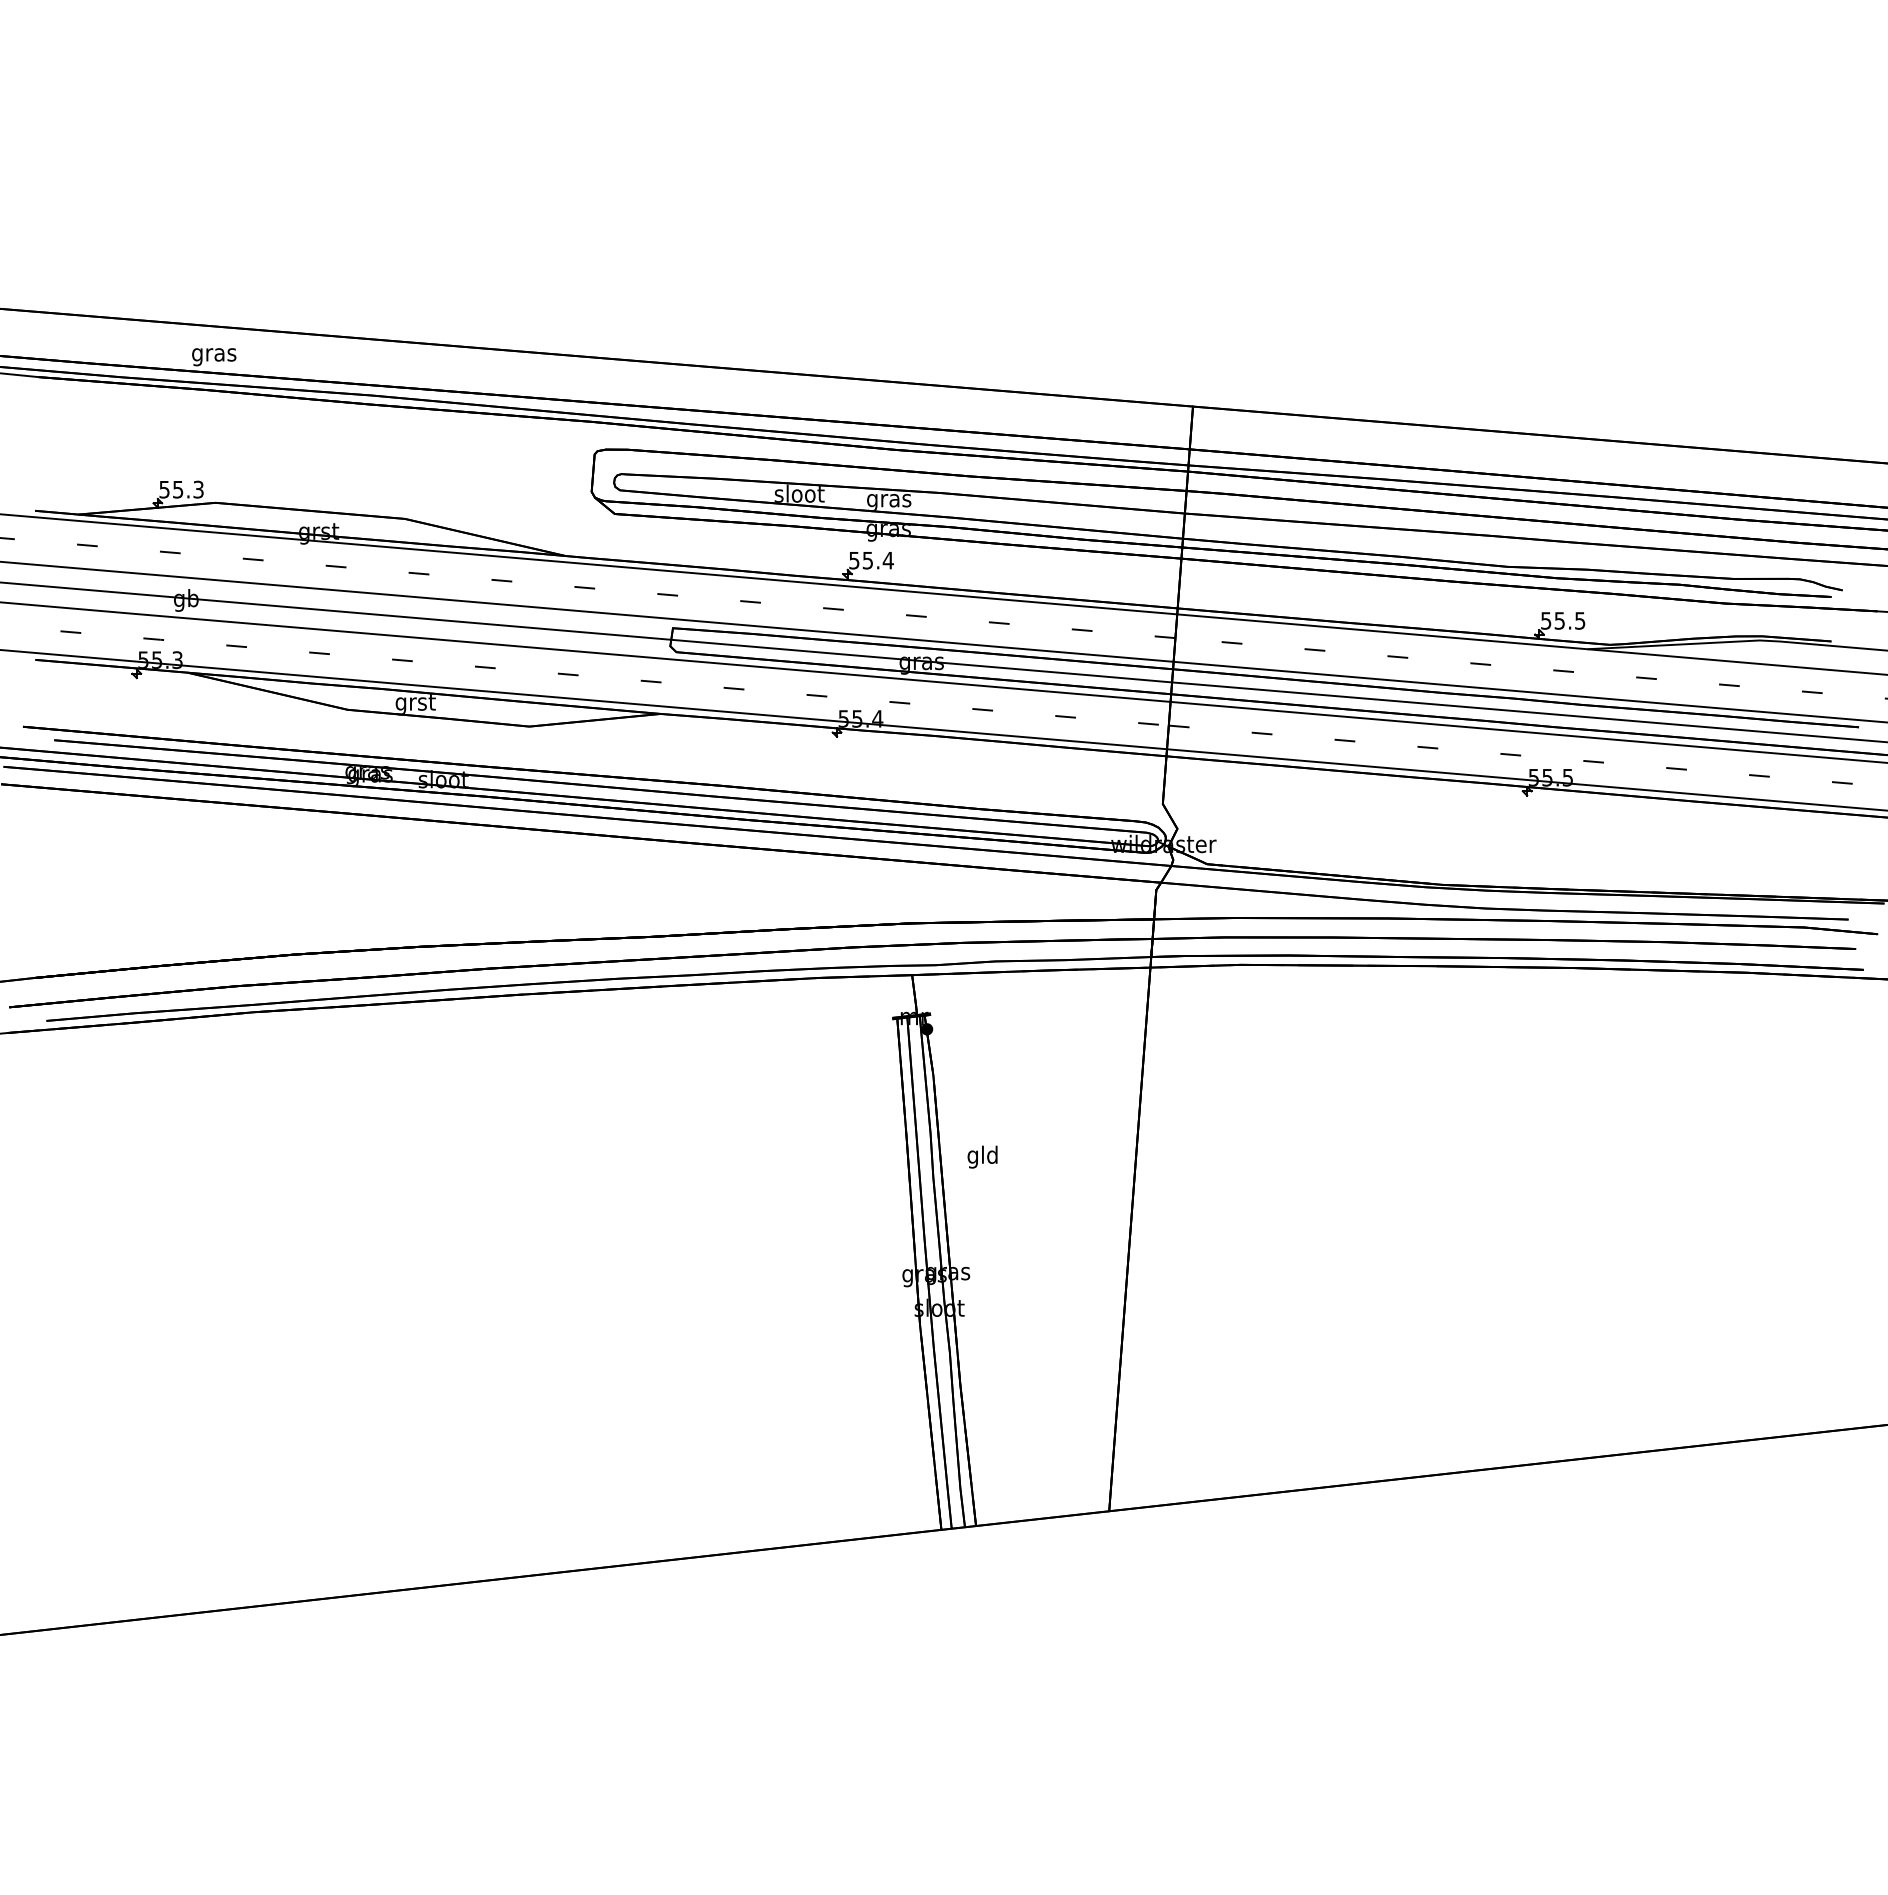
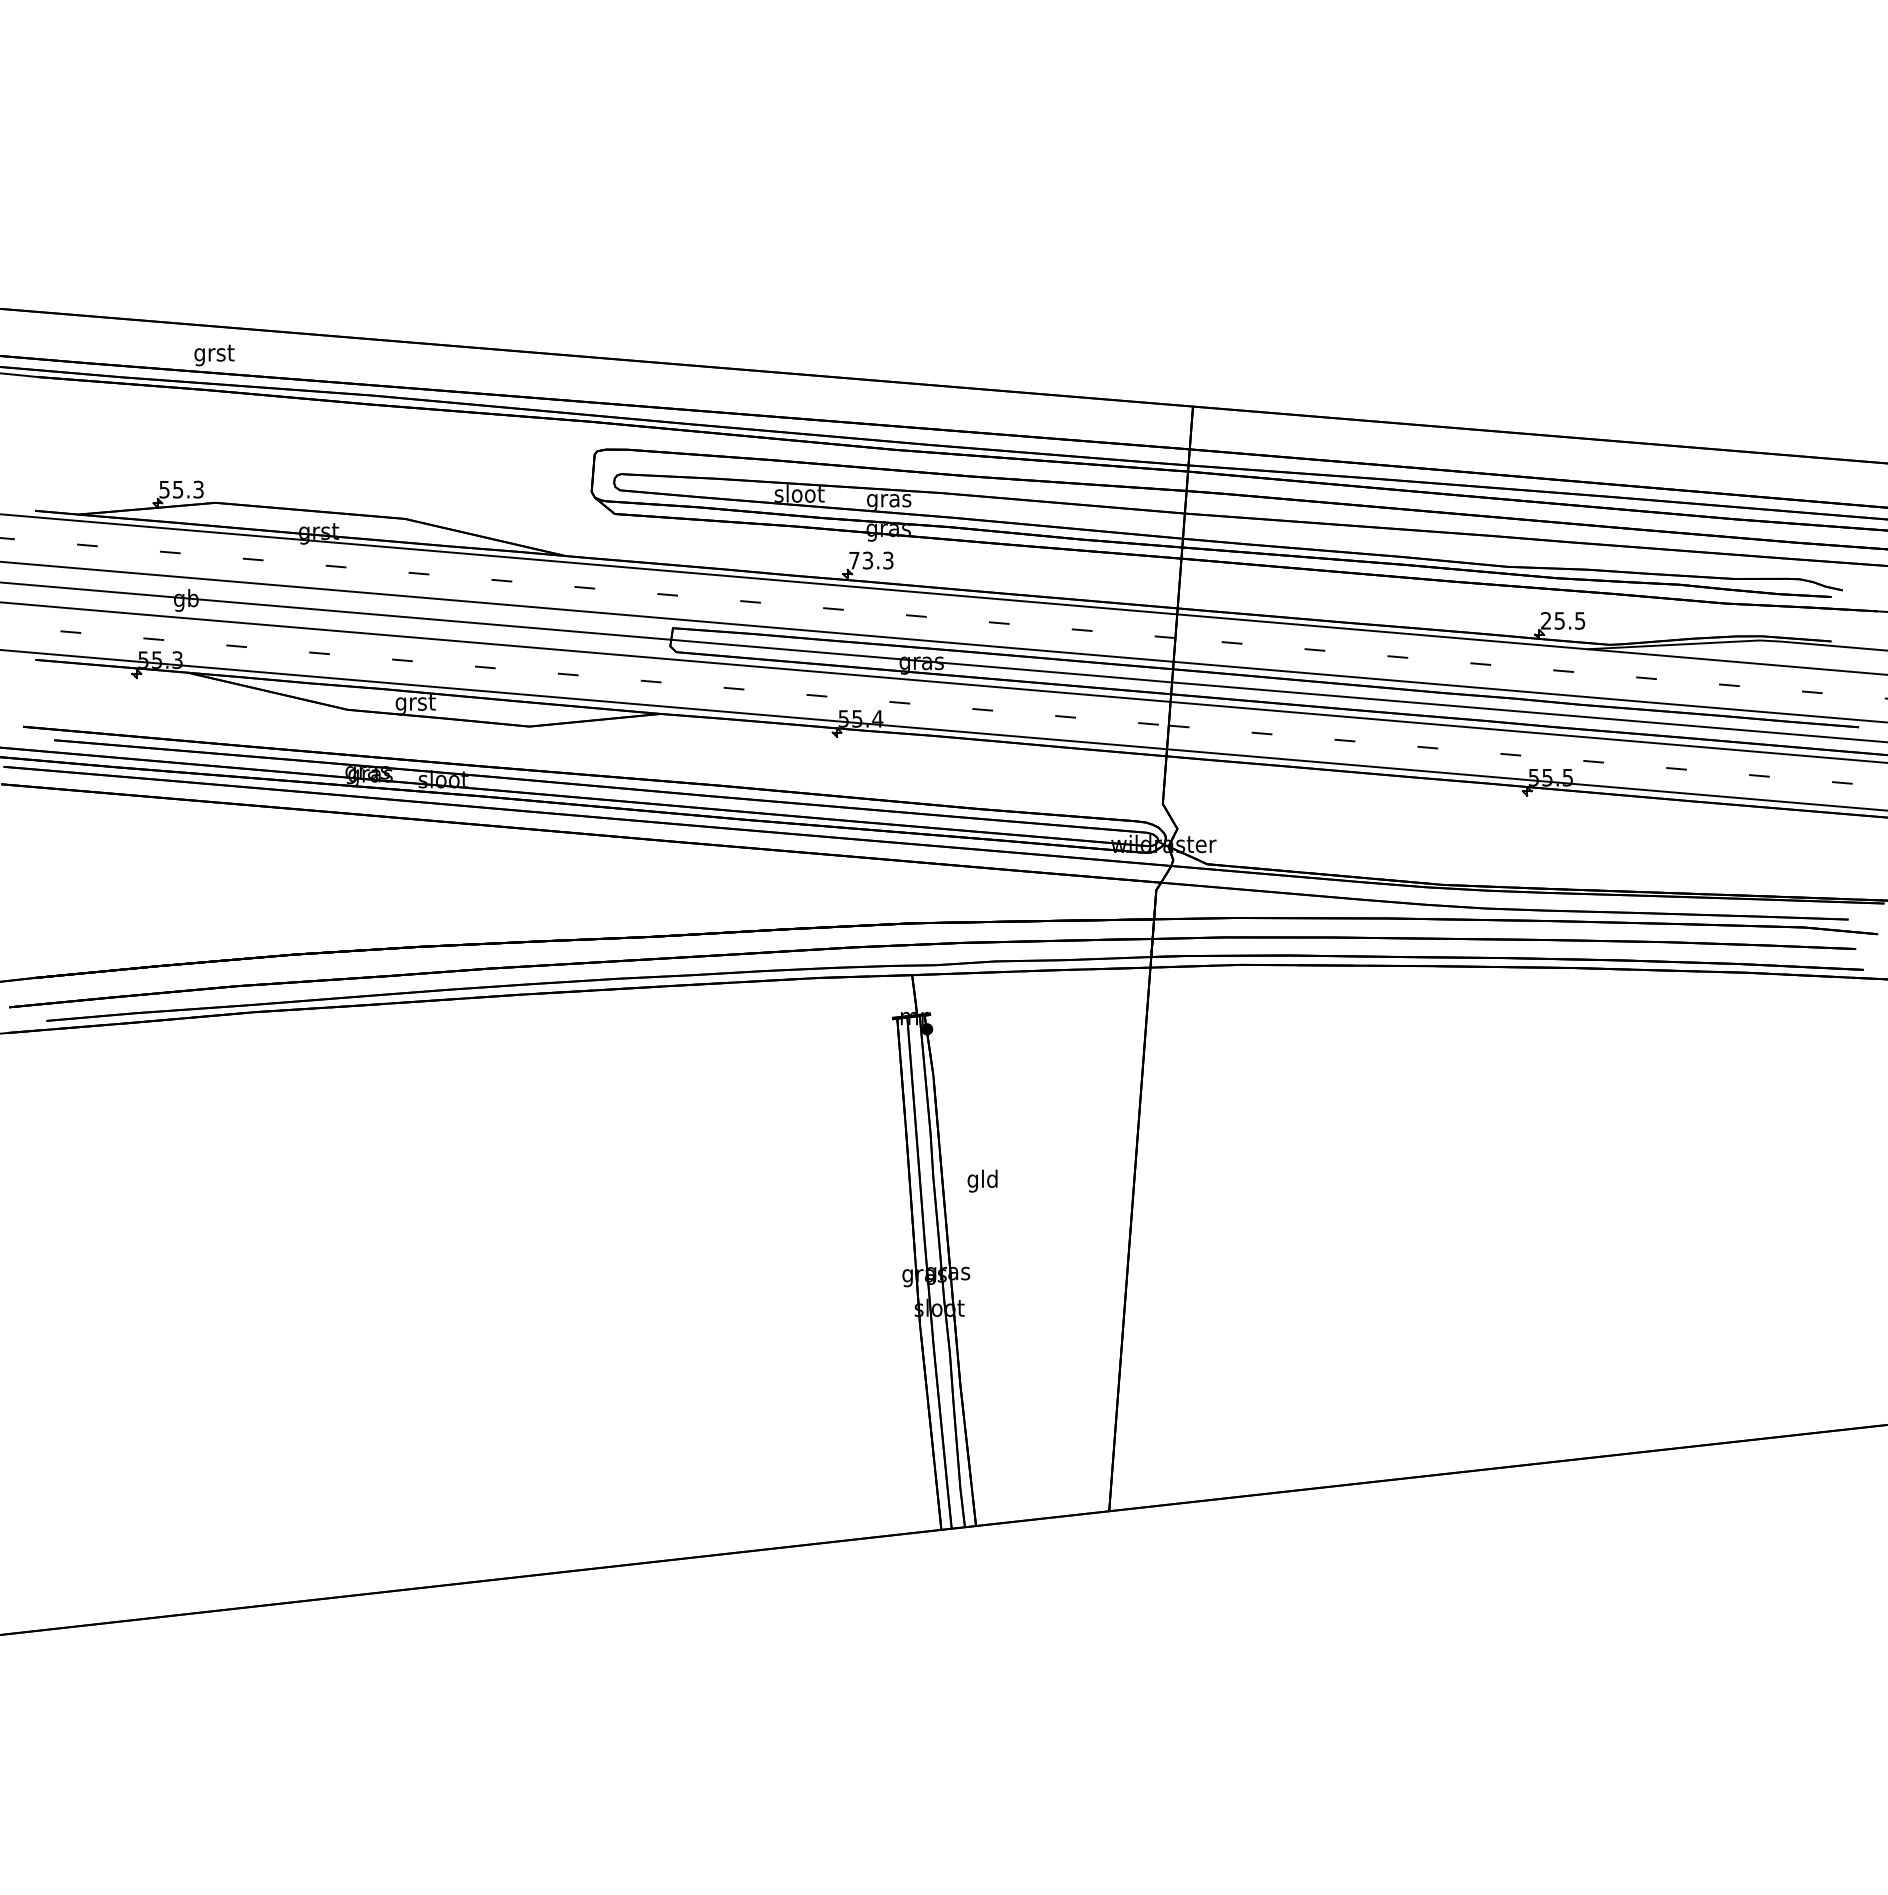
text: gras -> grst (214, 355)
text: 55.4 -> 73.3 (871, 560)
text: 55.5 -> 25.5 (1546, 620)
text position: (982, 1156) -> (982, 1180) (982, 1180)
